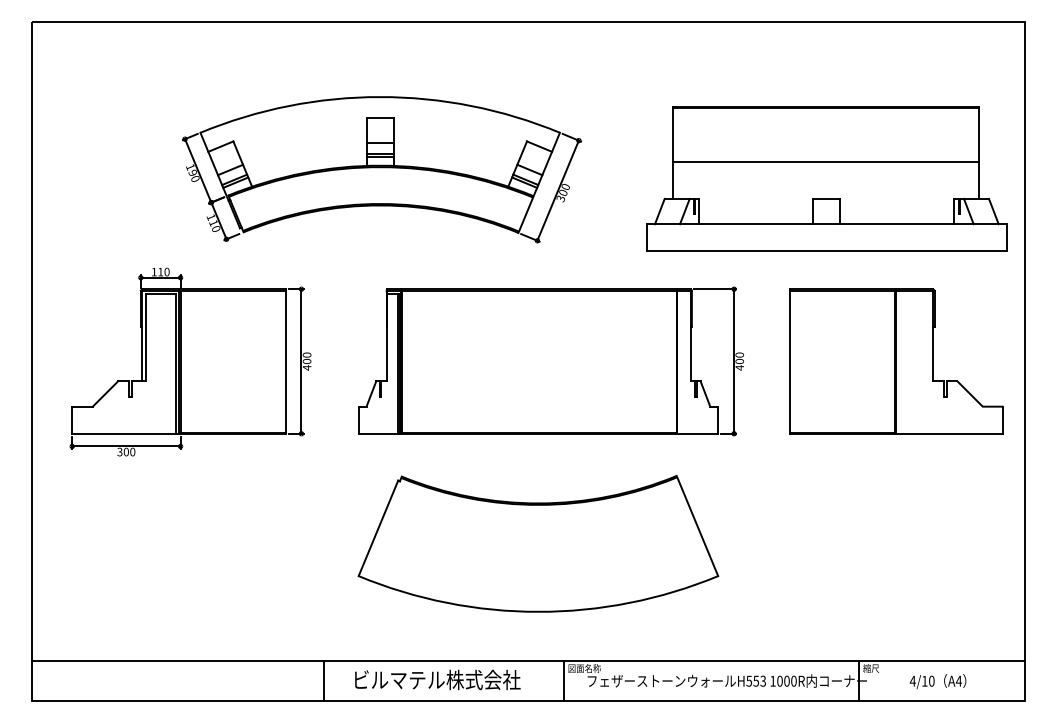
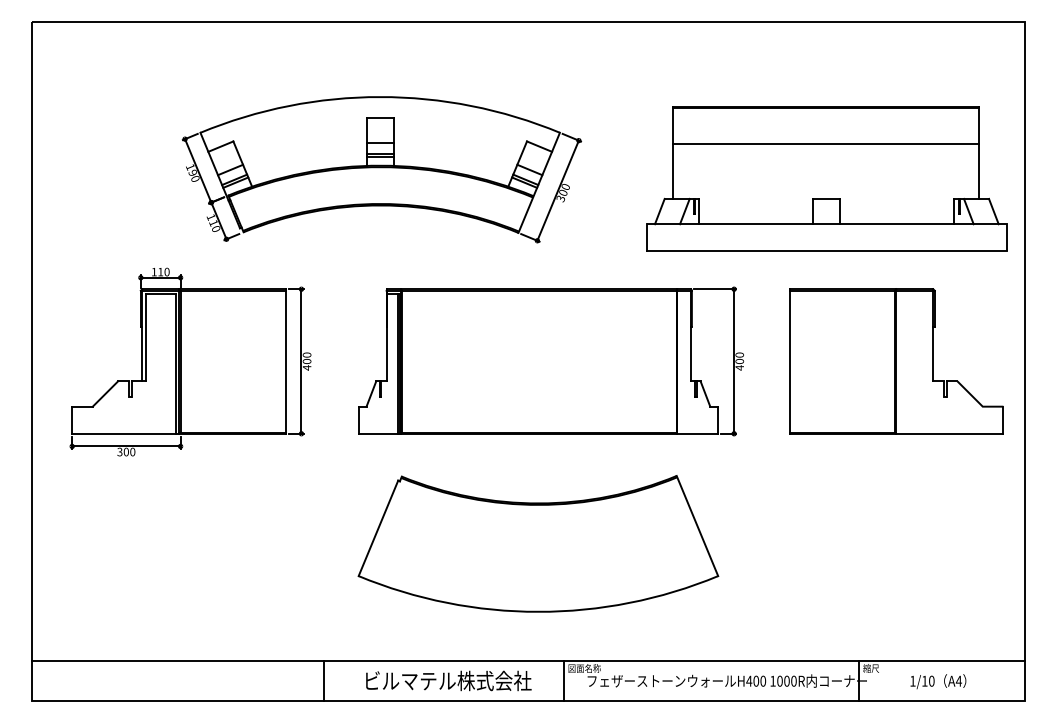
line position: (825, 162) -> (825, 144) (825, 144)
text position: (437, 679) -> (448, 680) (448, 680)
text: H553 -> H400 (756, 680)
text: 4/10 -> 1/10 (912, 680)
